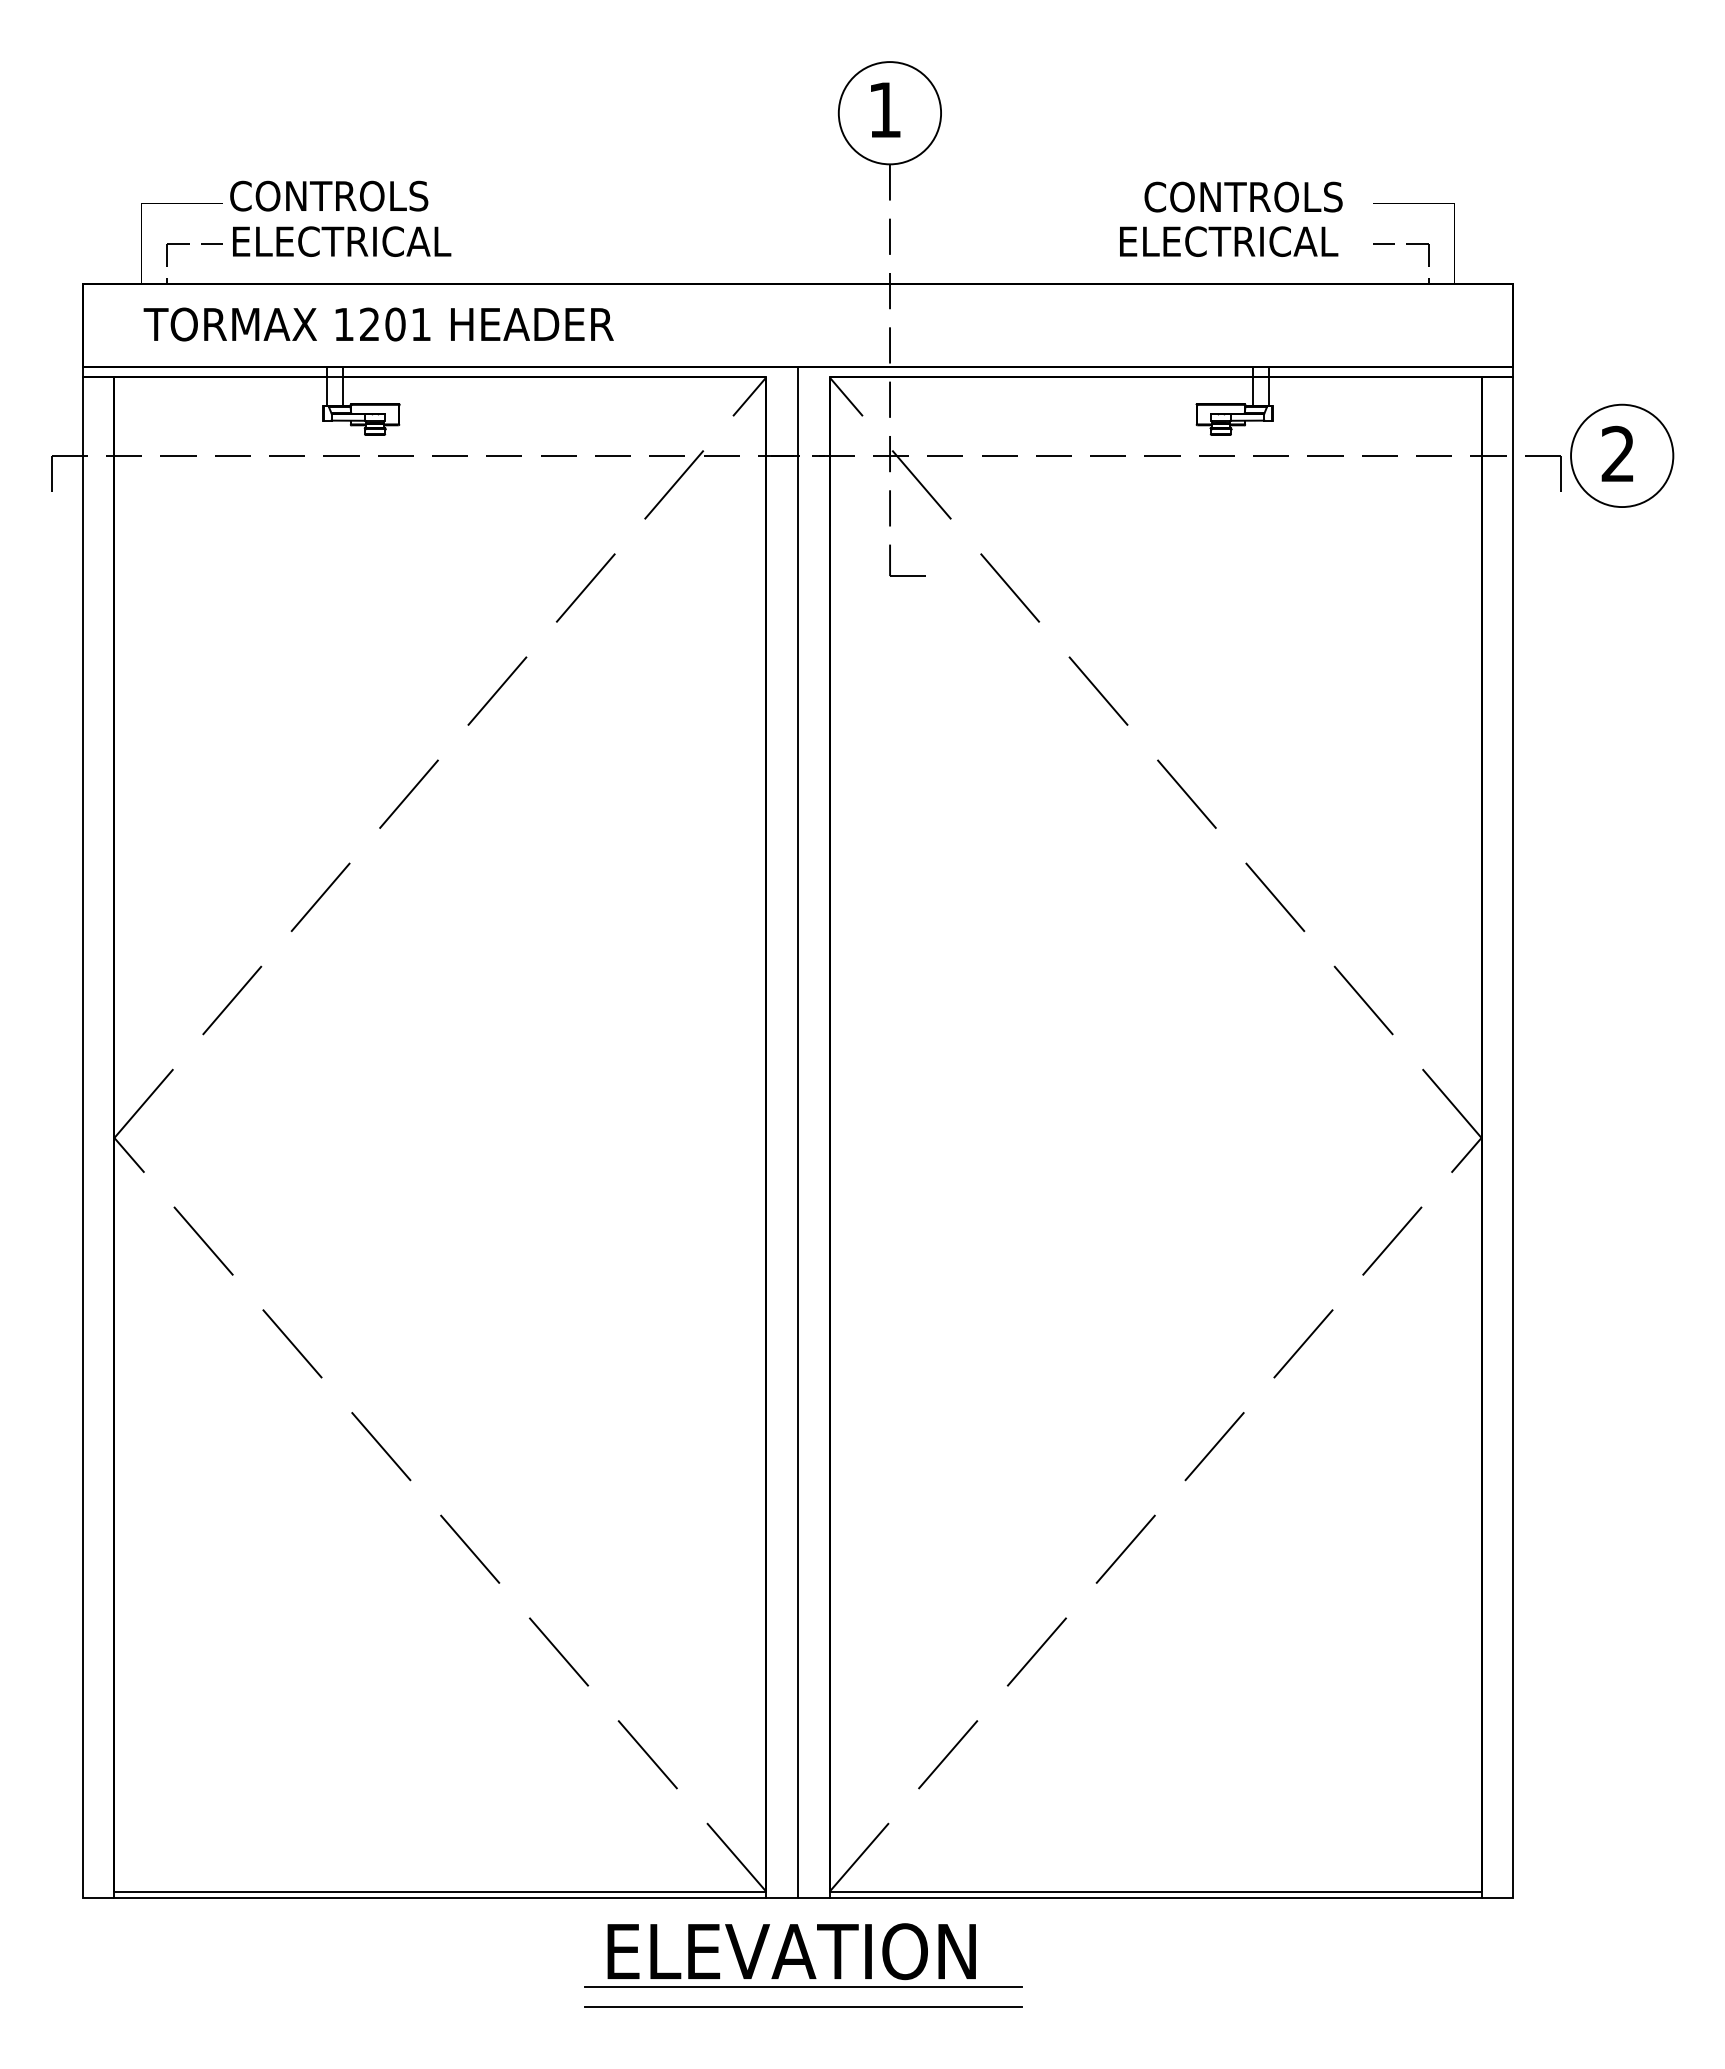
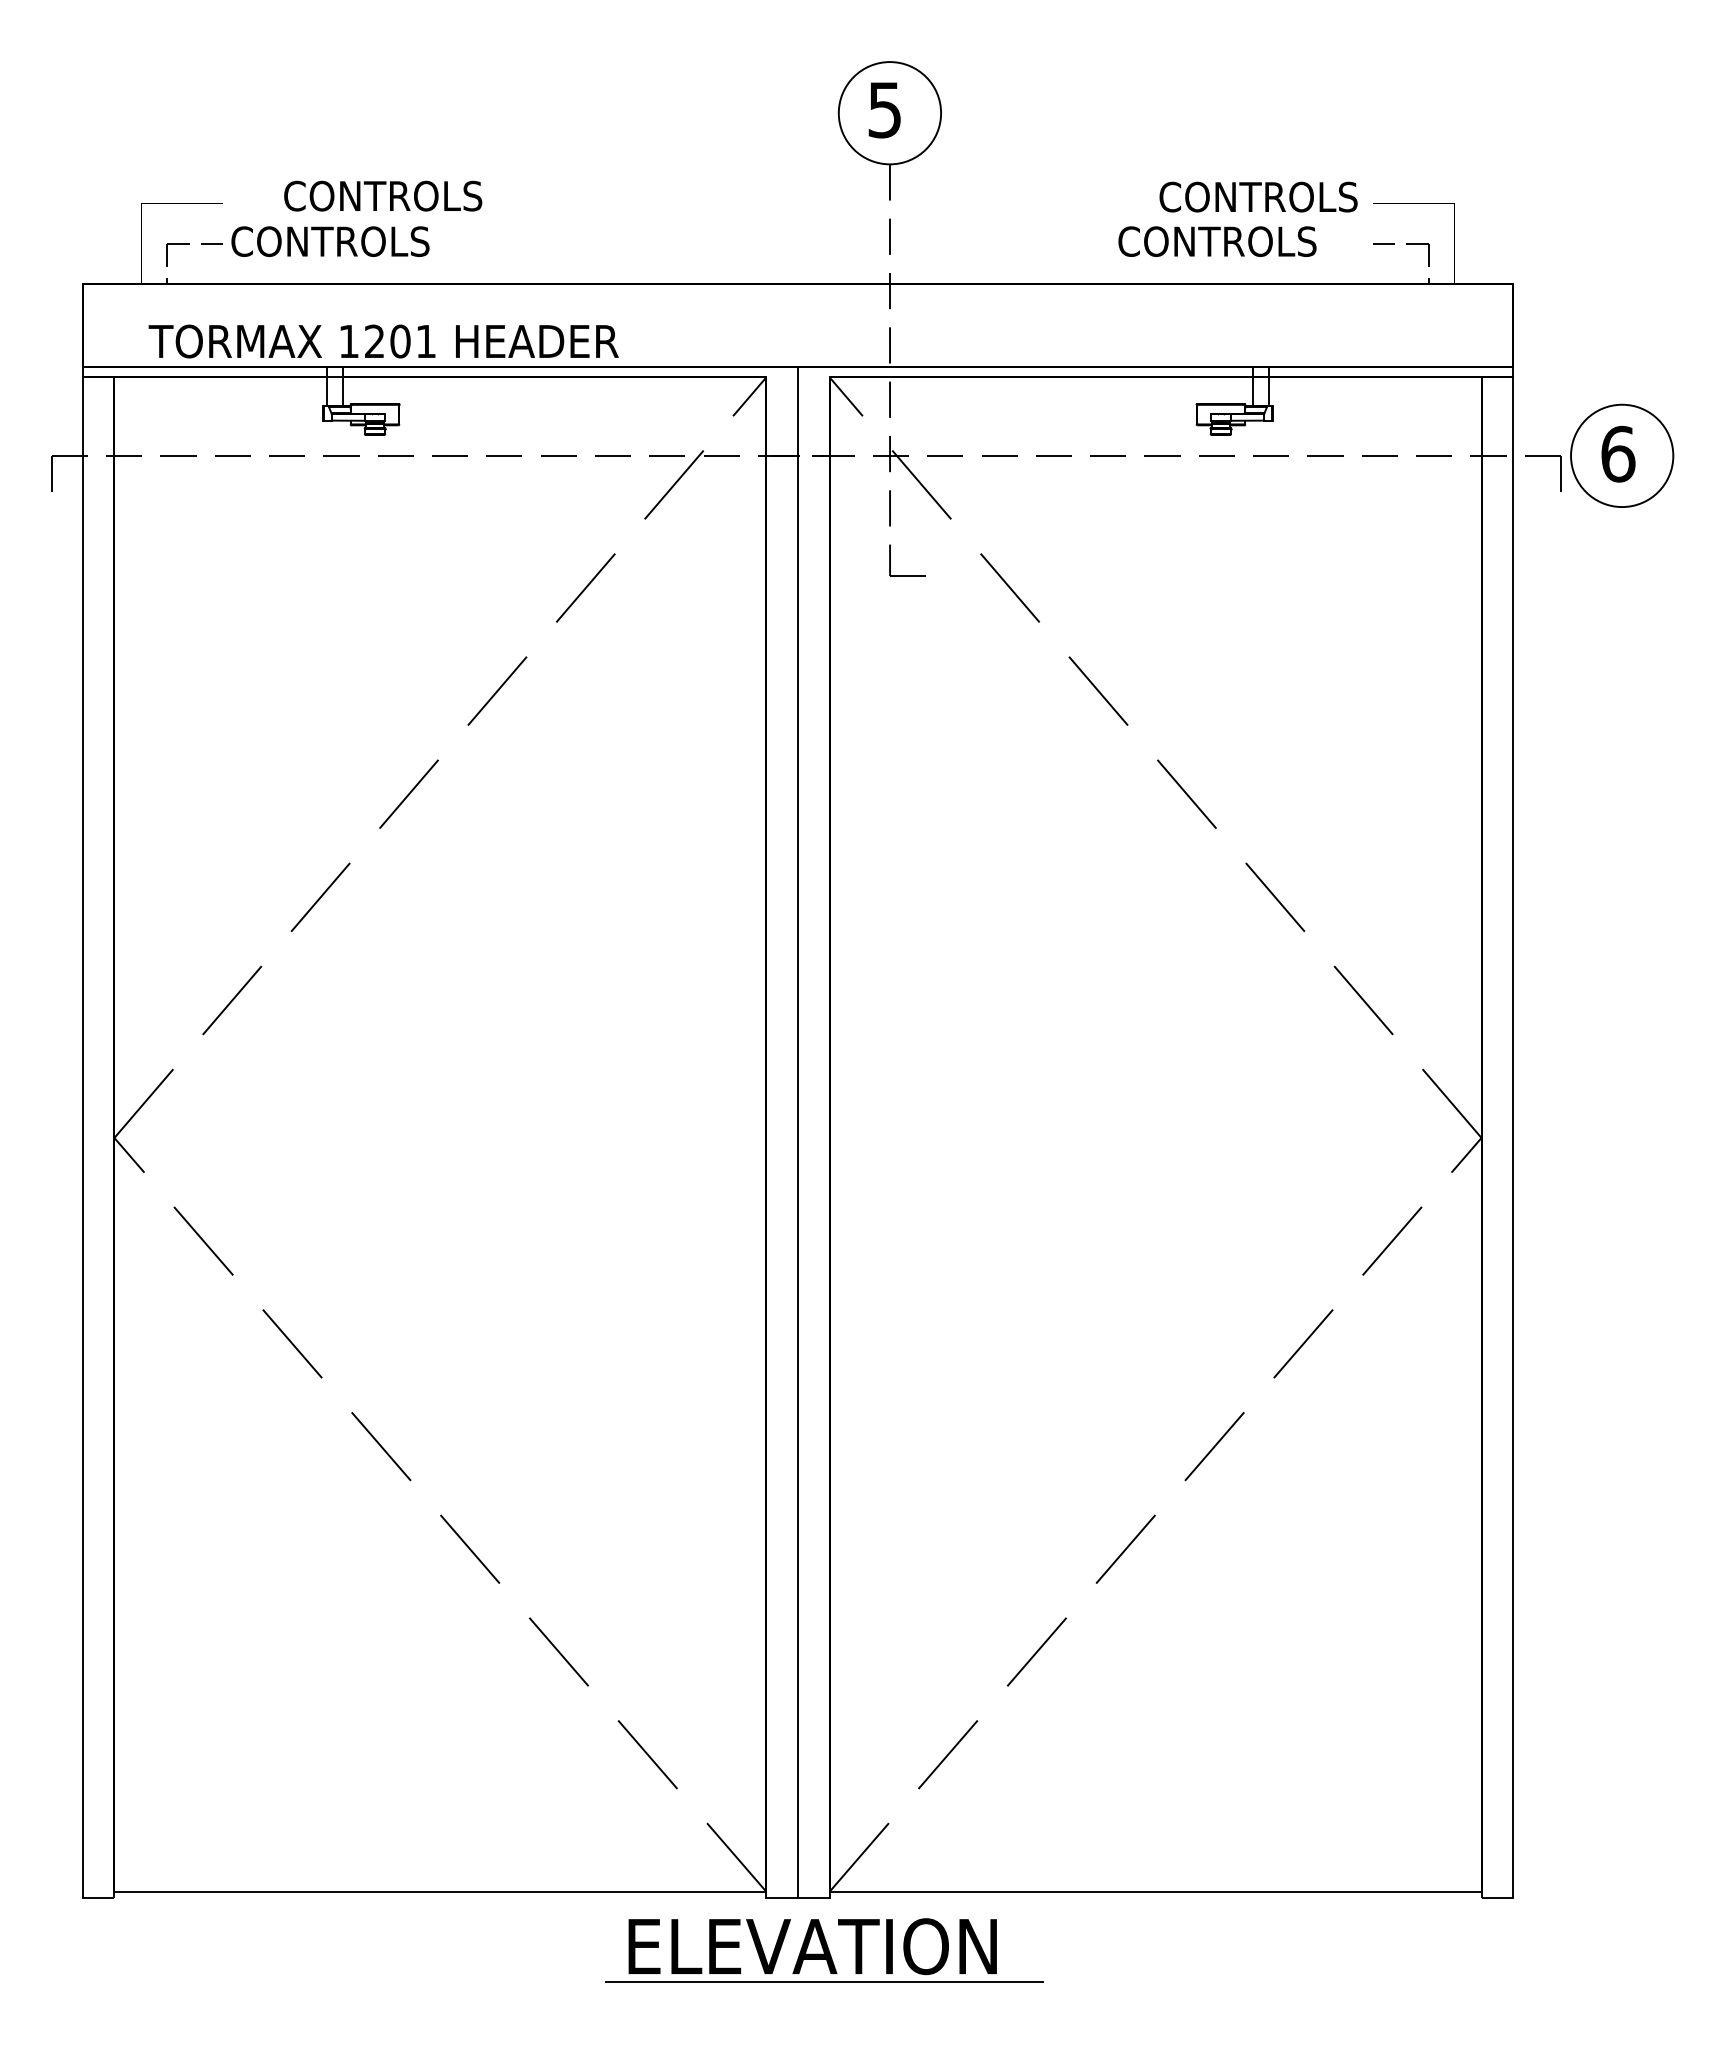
text: 1 -> 5 (884, 110)
text position: (329, 195) -> (383, 195) (383, 195)
text position: (1243, 196) -> (1258, 196) (1258, 196)
text: ELECTRICAL -> CONTROLS (341, 241)
text: ELECTRICAL -> CONTROLS (1228, 241)
text position: (378, 324) -> (383, 341) (383, 341)
text: 2 -> 6 (1618, 453)
line: present -> none (440, 1898)
line: present -> none (1155, 1898)
part position: (803, 1955) -> (824, 1950) (824, 1950)
line: present -> none (803, 2006)
